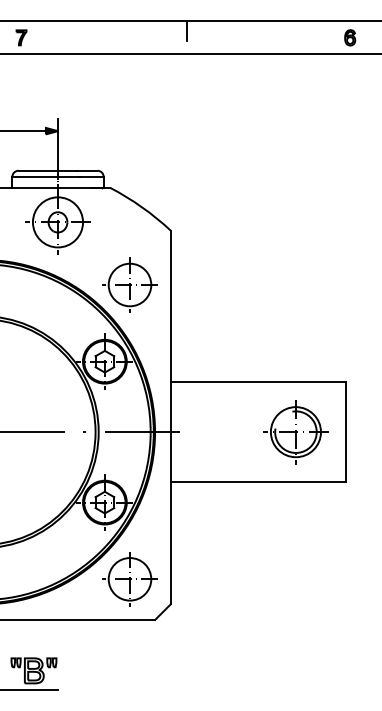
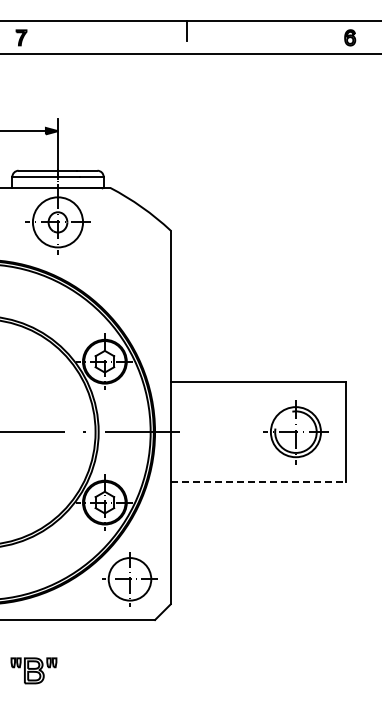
part: present -> none (129, 284)
line: solid -> dashed (258, 482)
line: present -> none (30, 689)
